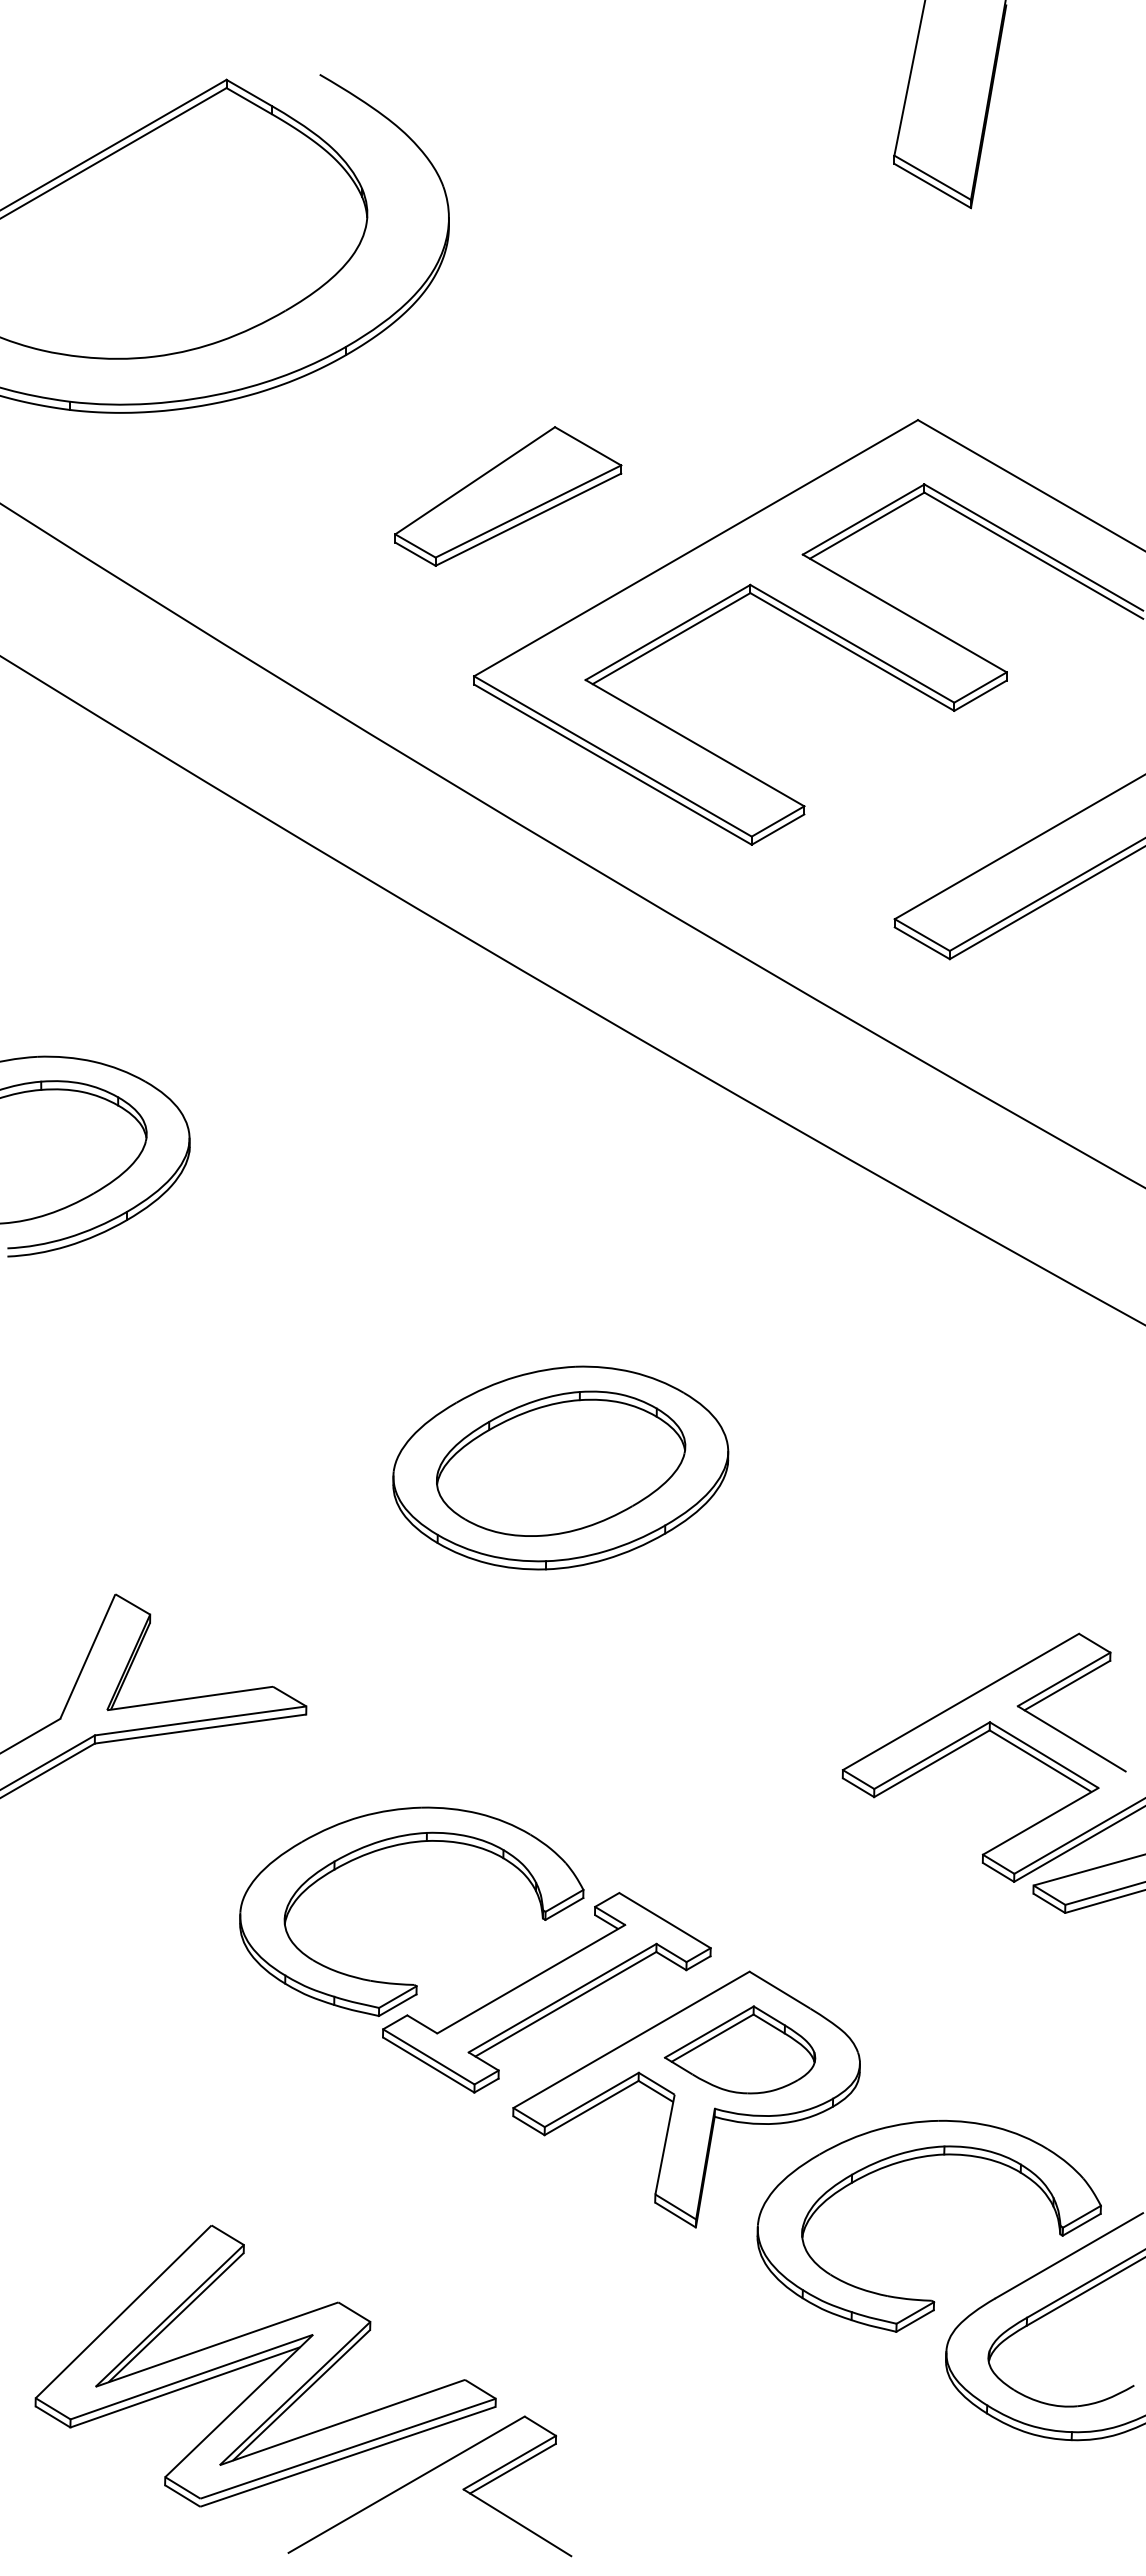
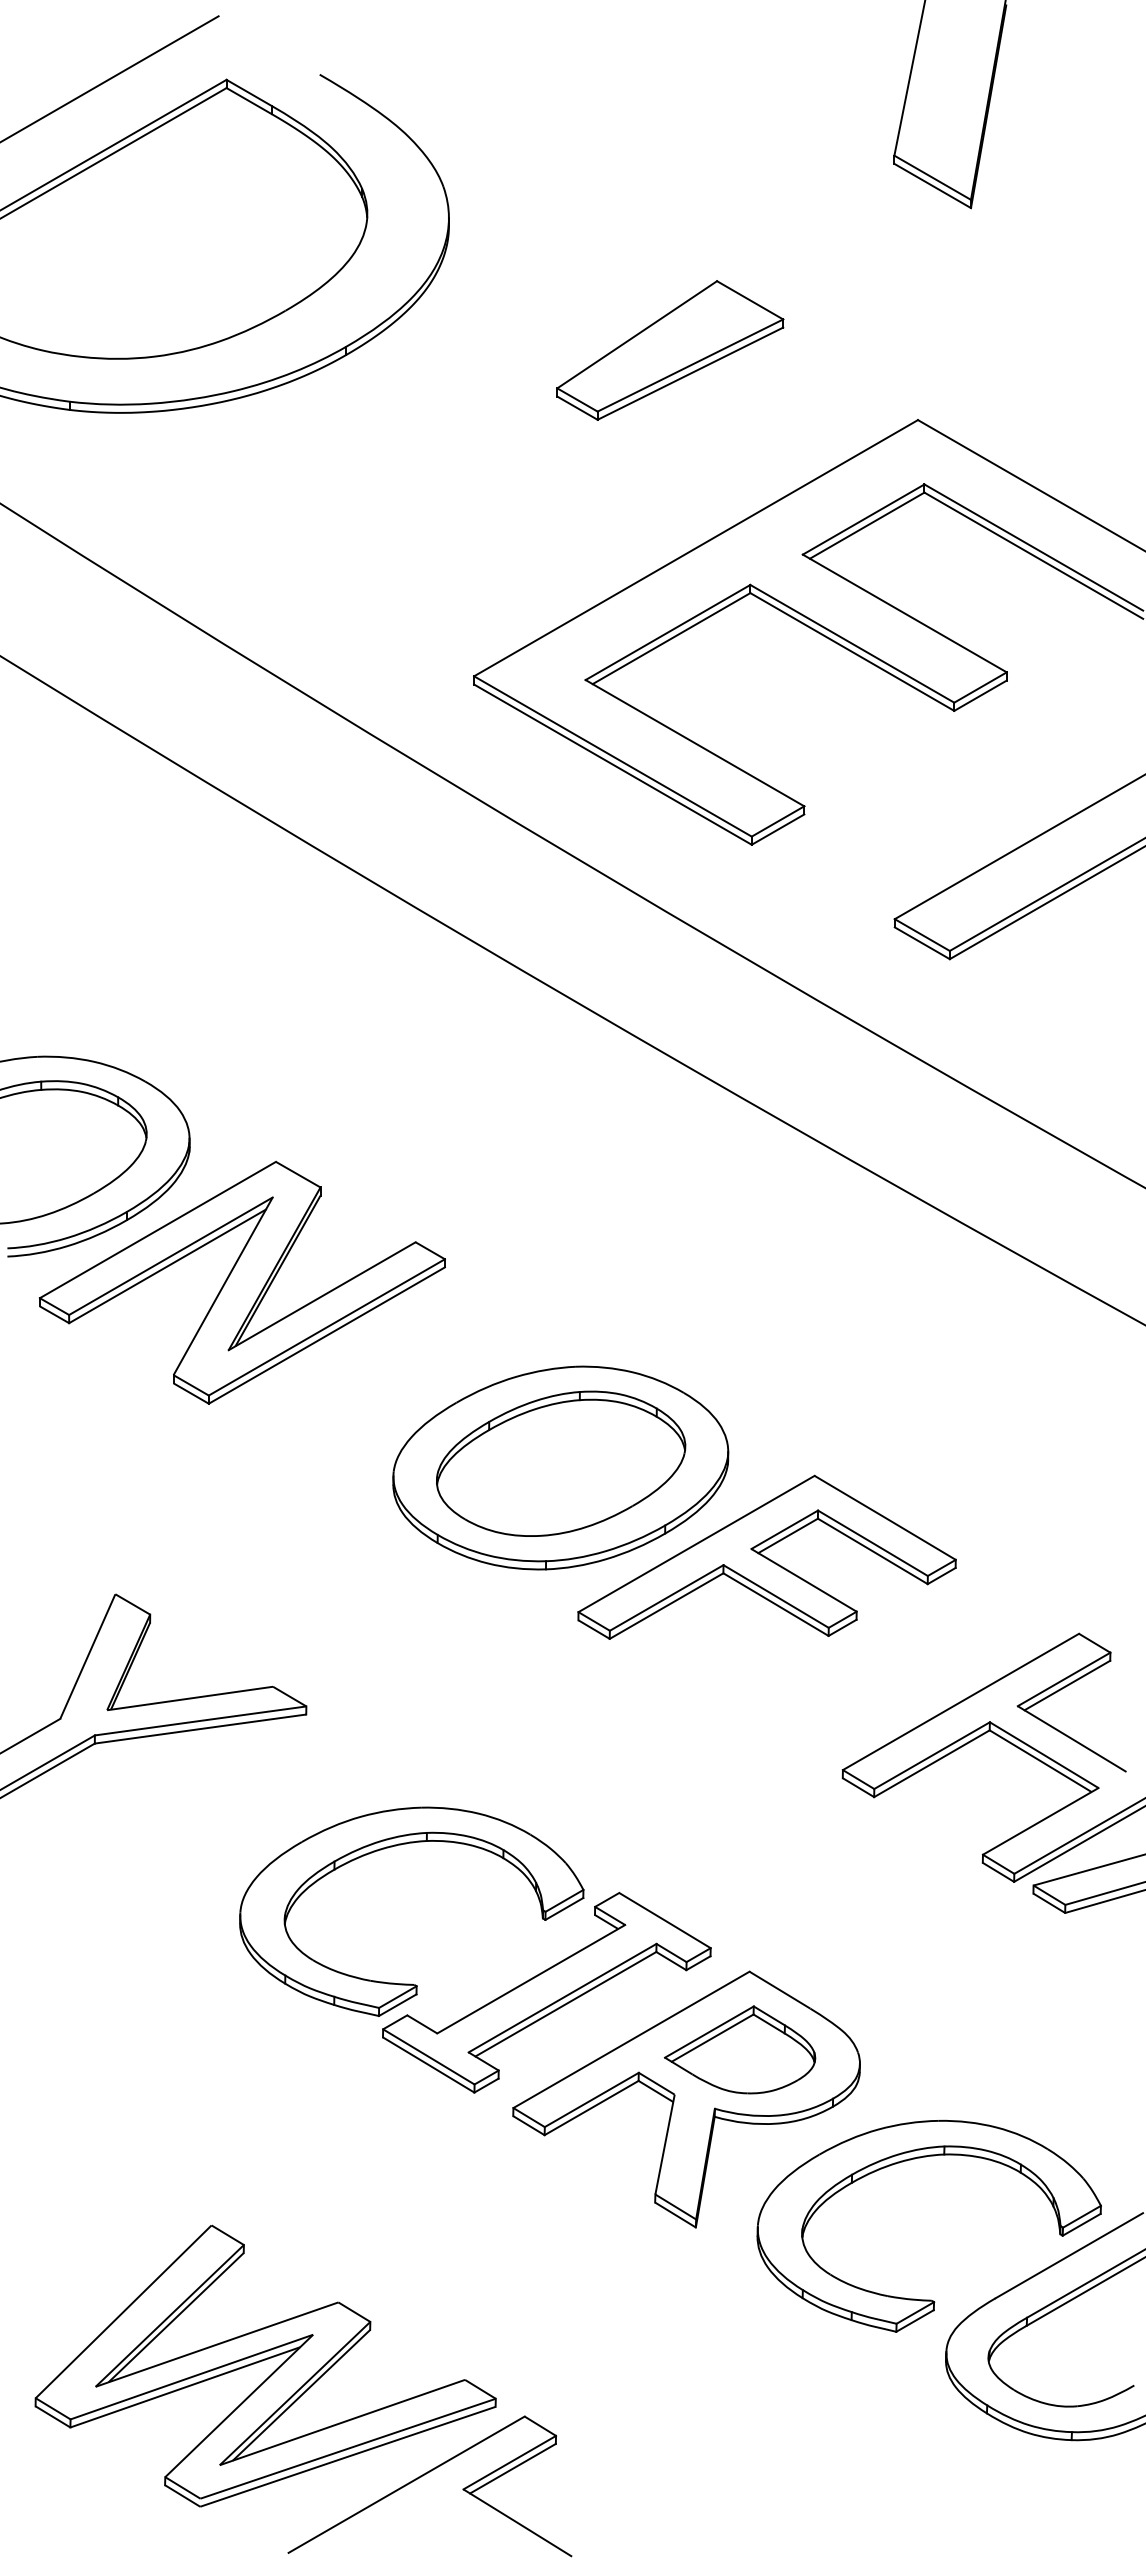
line: none -> present (110, 78)
part position: (508, 496) -> (670, 350) (670, 350)
part: none -> present (242, 1282)
part: none -> present (766, 1556)
